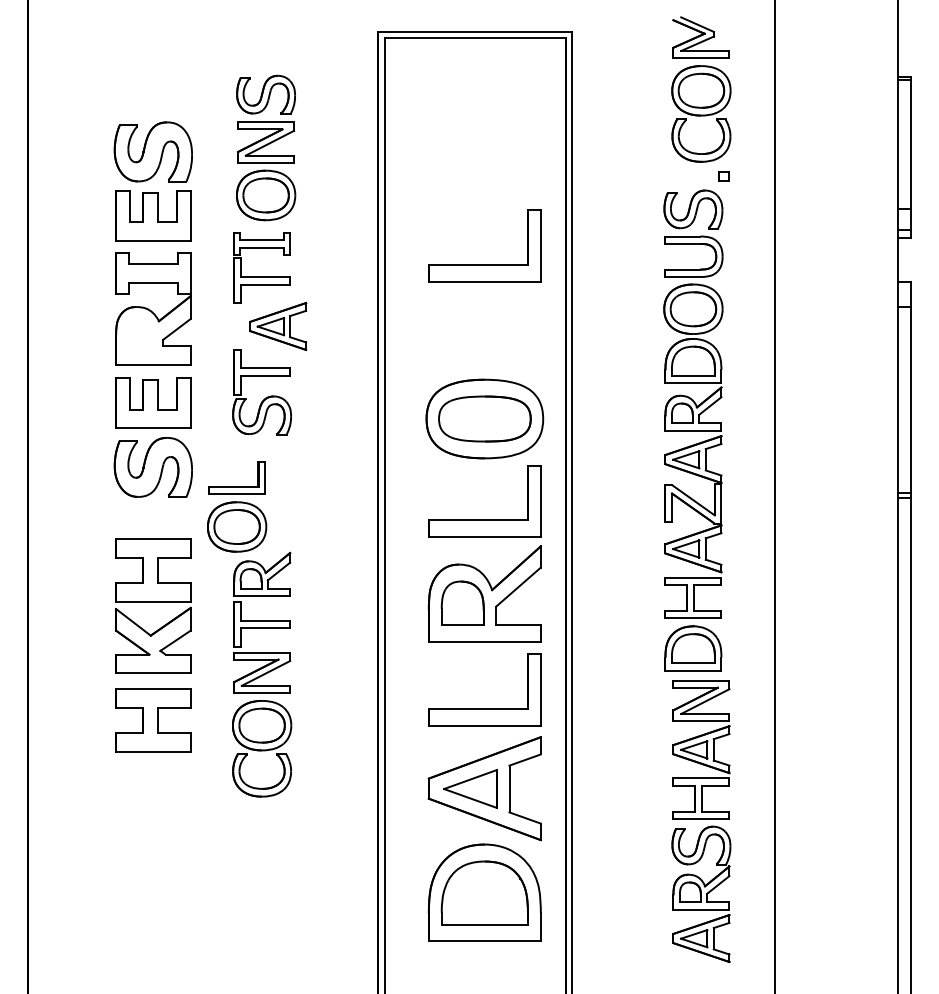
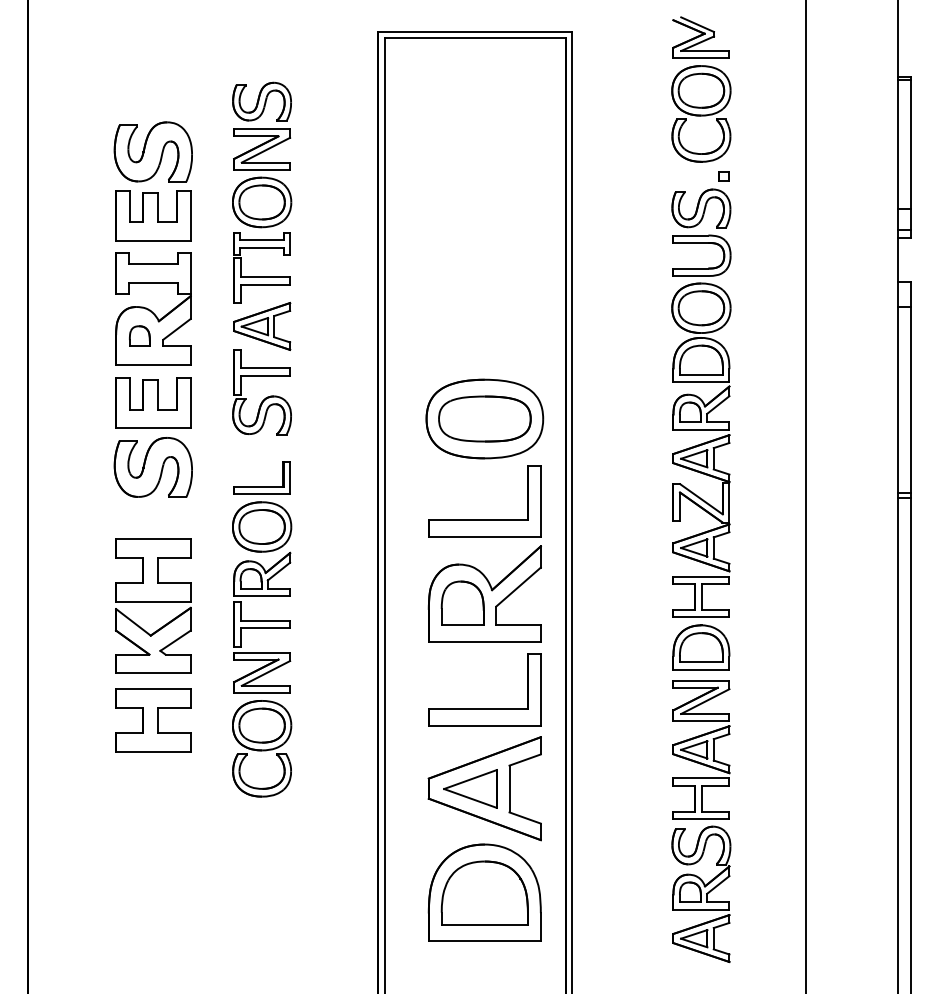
part position: (266, 147) -> (262, 154) (262, 154)
part: present -> none (484, 264)
part position: (278, 326) -> (262, 326) (262, 326)
part: none -> present (139, 335)
part position: (693, 430) -> (701, 429) (701, 429)
line position: (774, 496) -> (805, 496) (805, 496)
part position: (237, 506) -> (262, 506) (262, 506)
